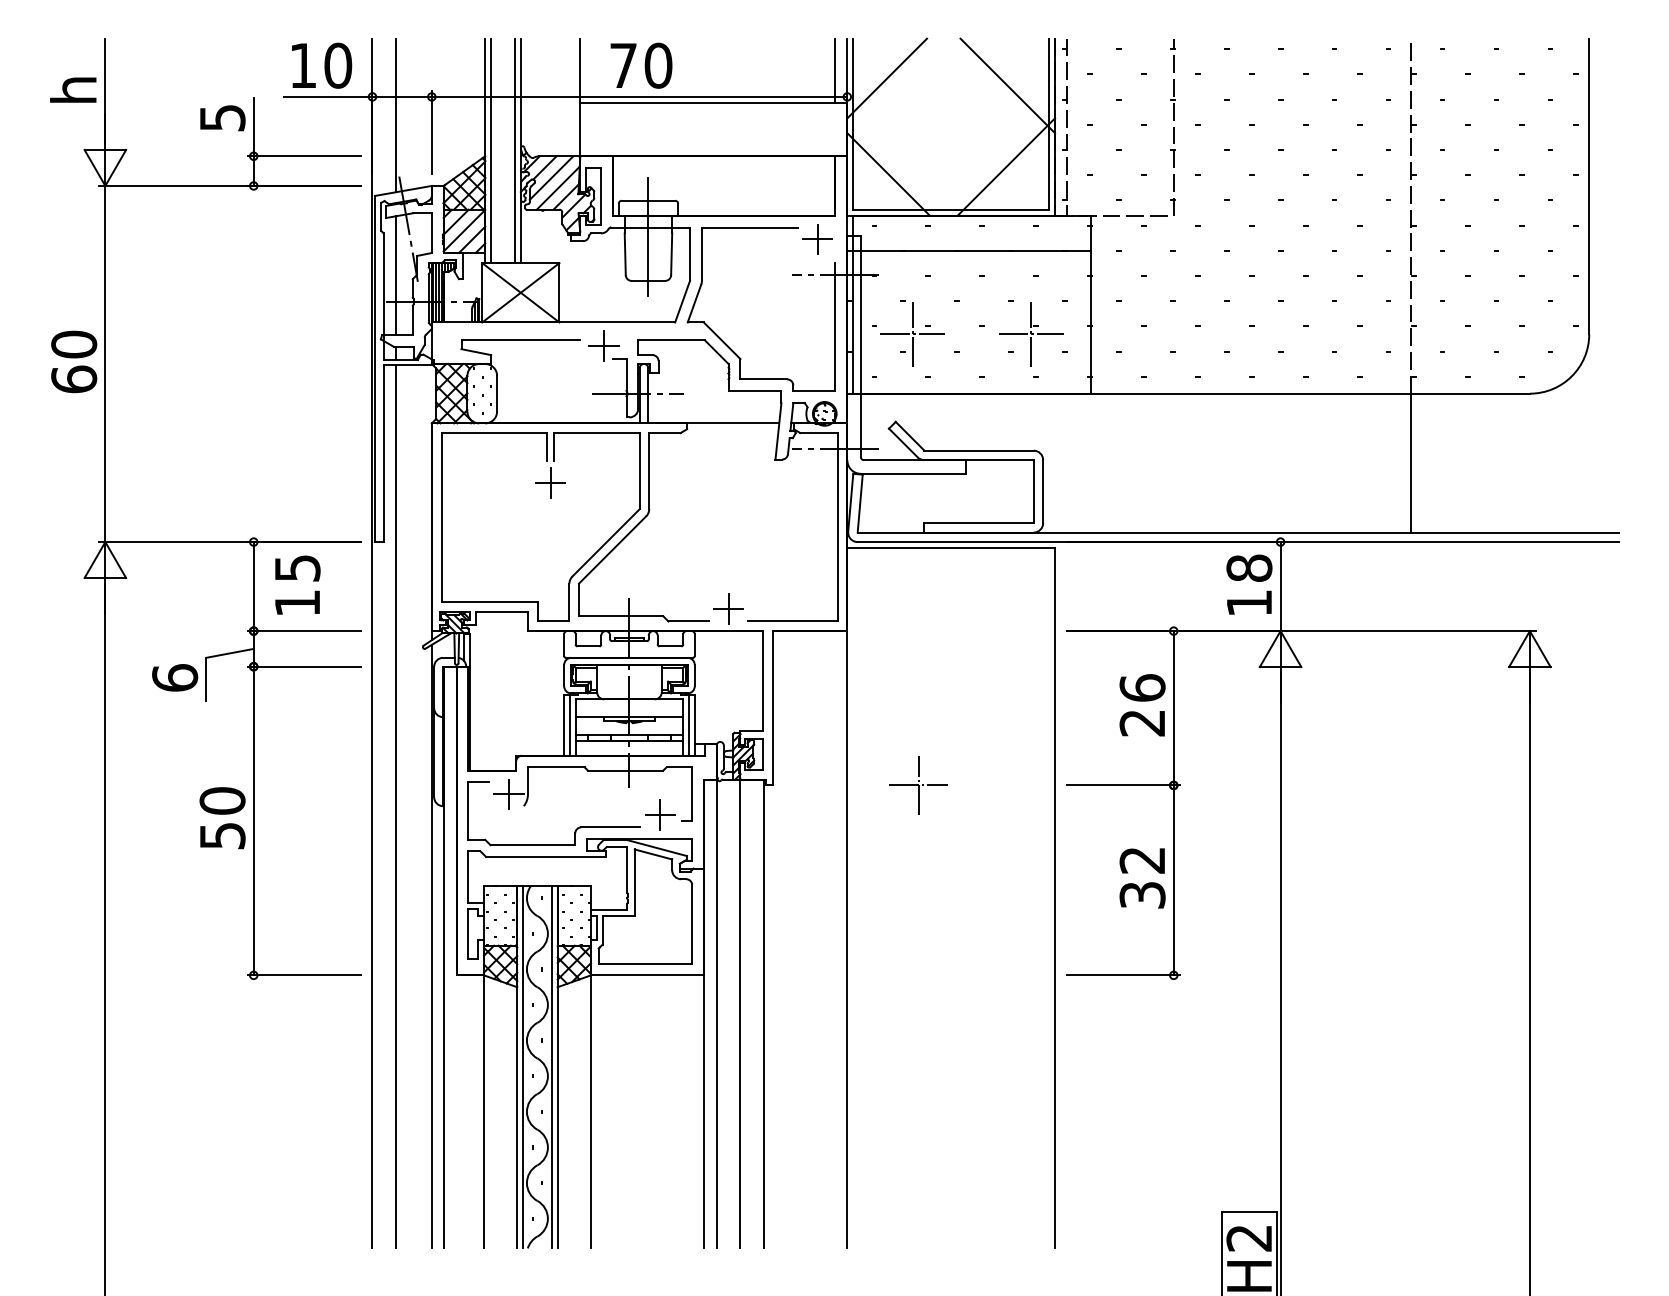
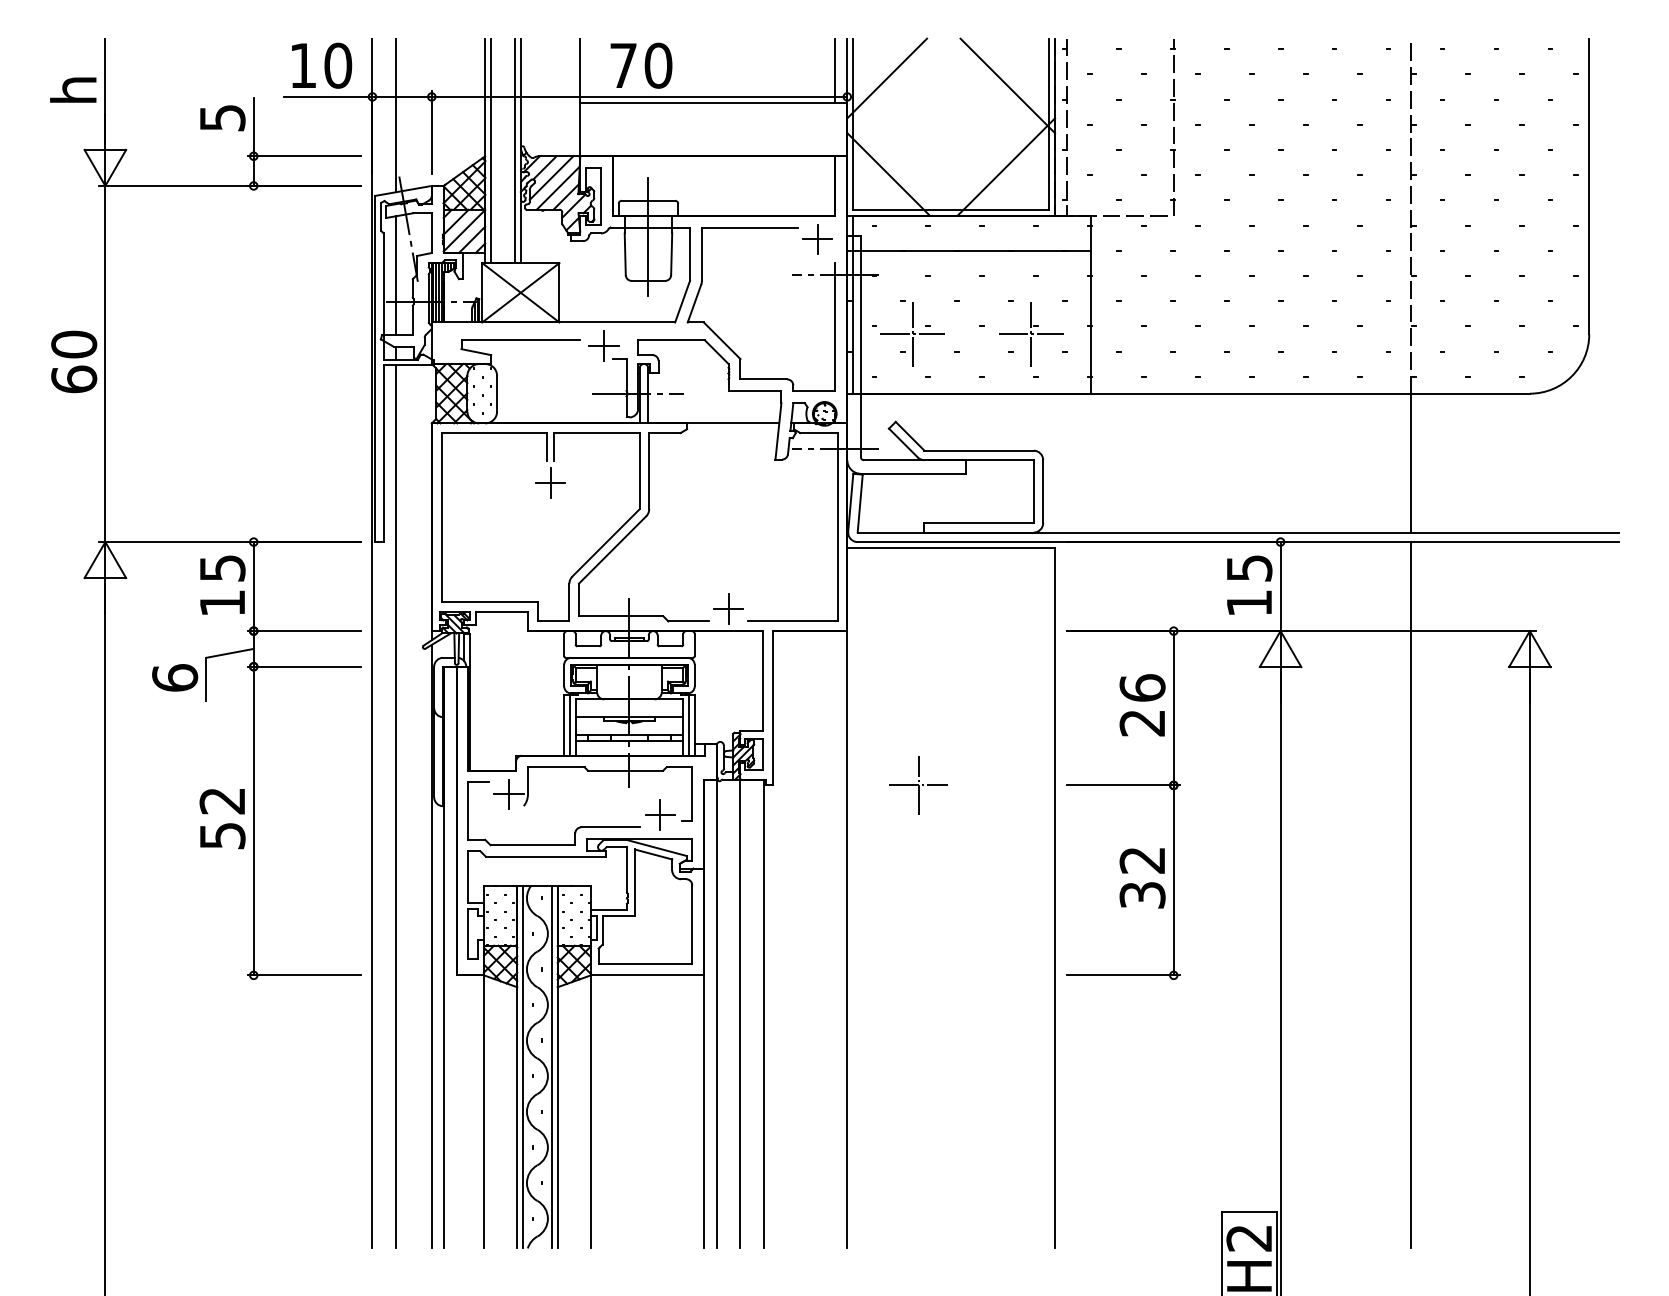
text: 18 -> 15 (1249, 567)
text position: (297, 584) -> (222, 584) (222, 584)
text: 50 -> 52 (222, 800)
line: none -> present (1411, 895)
